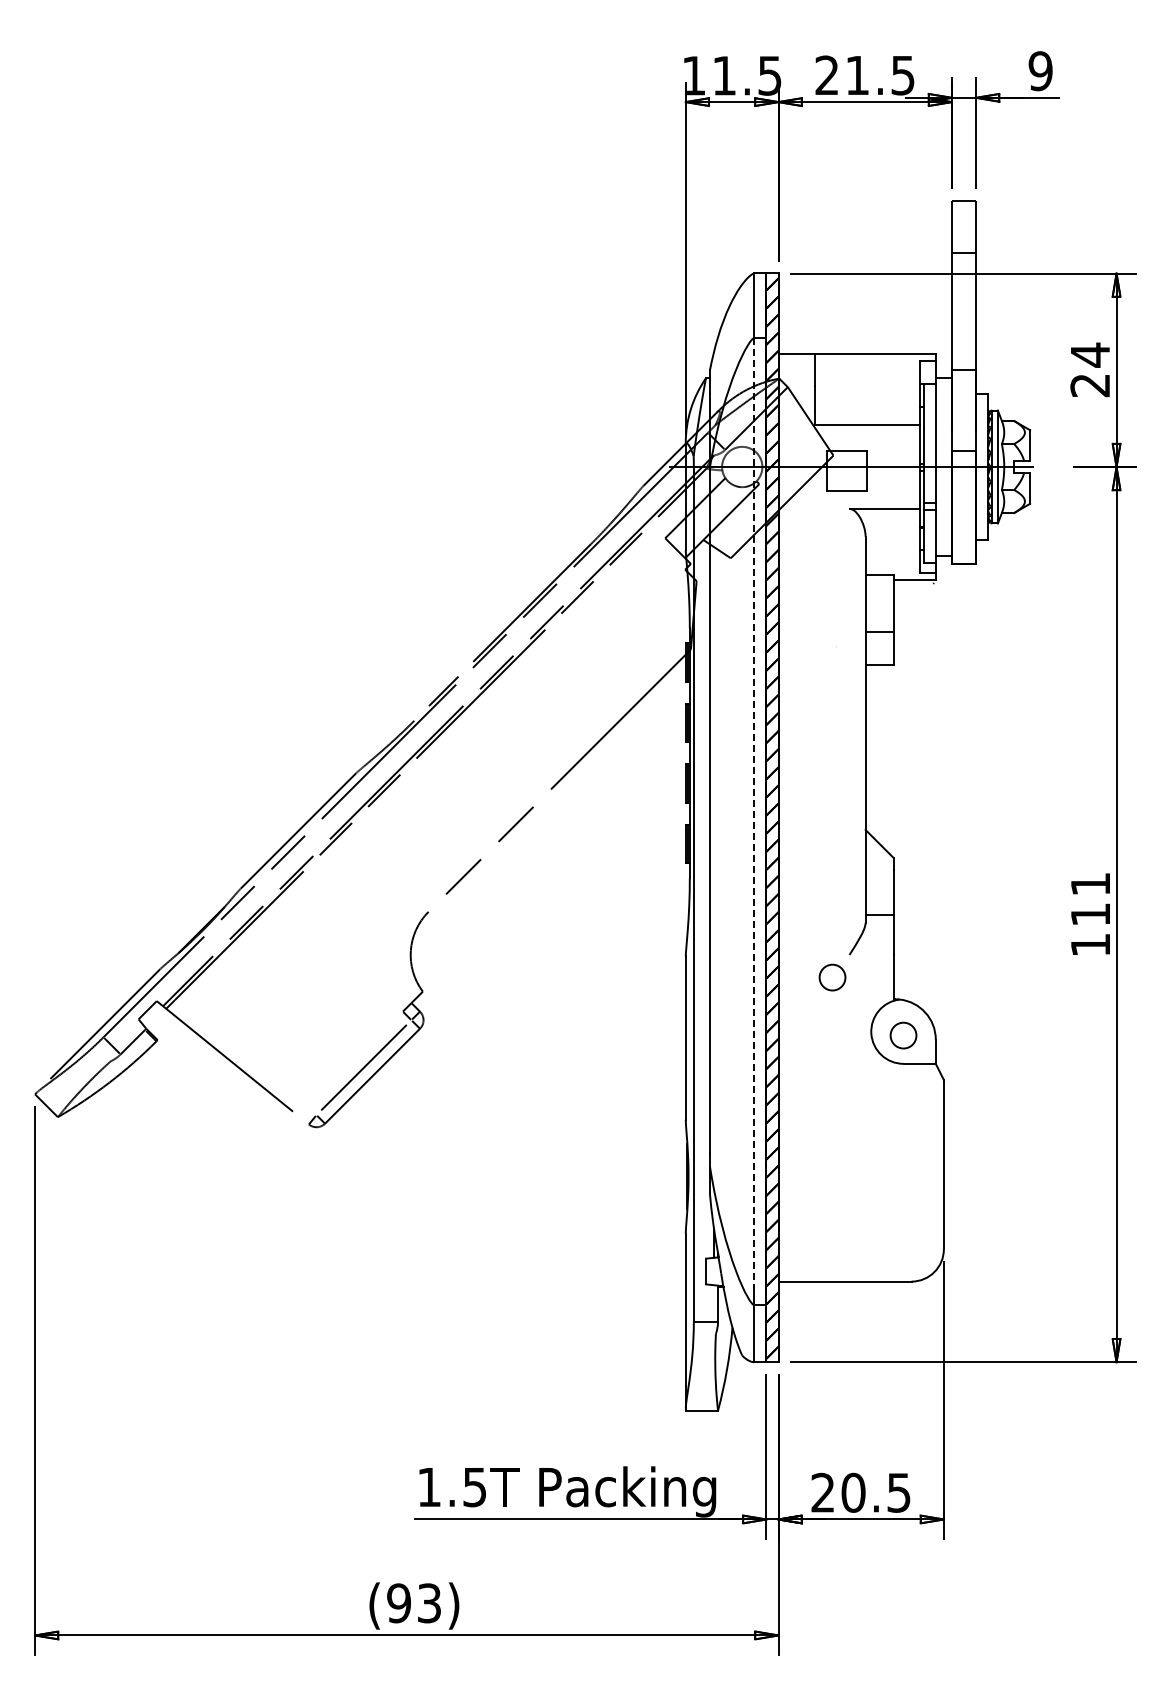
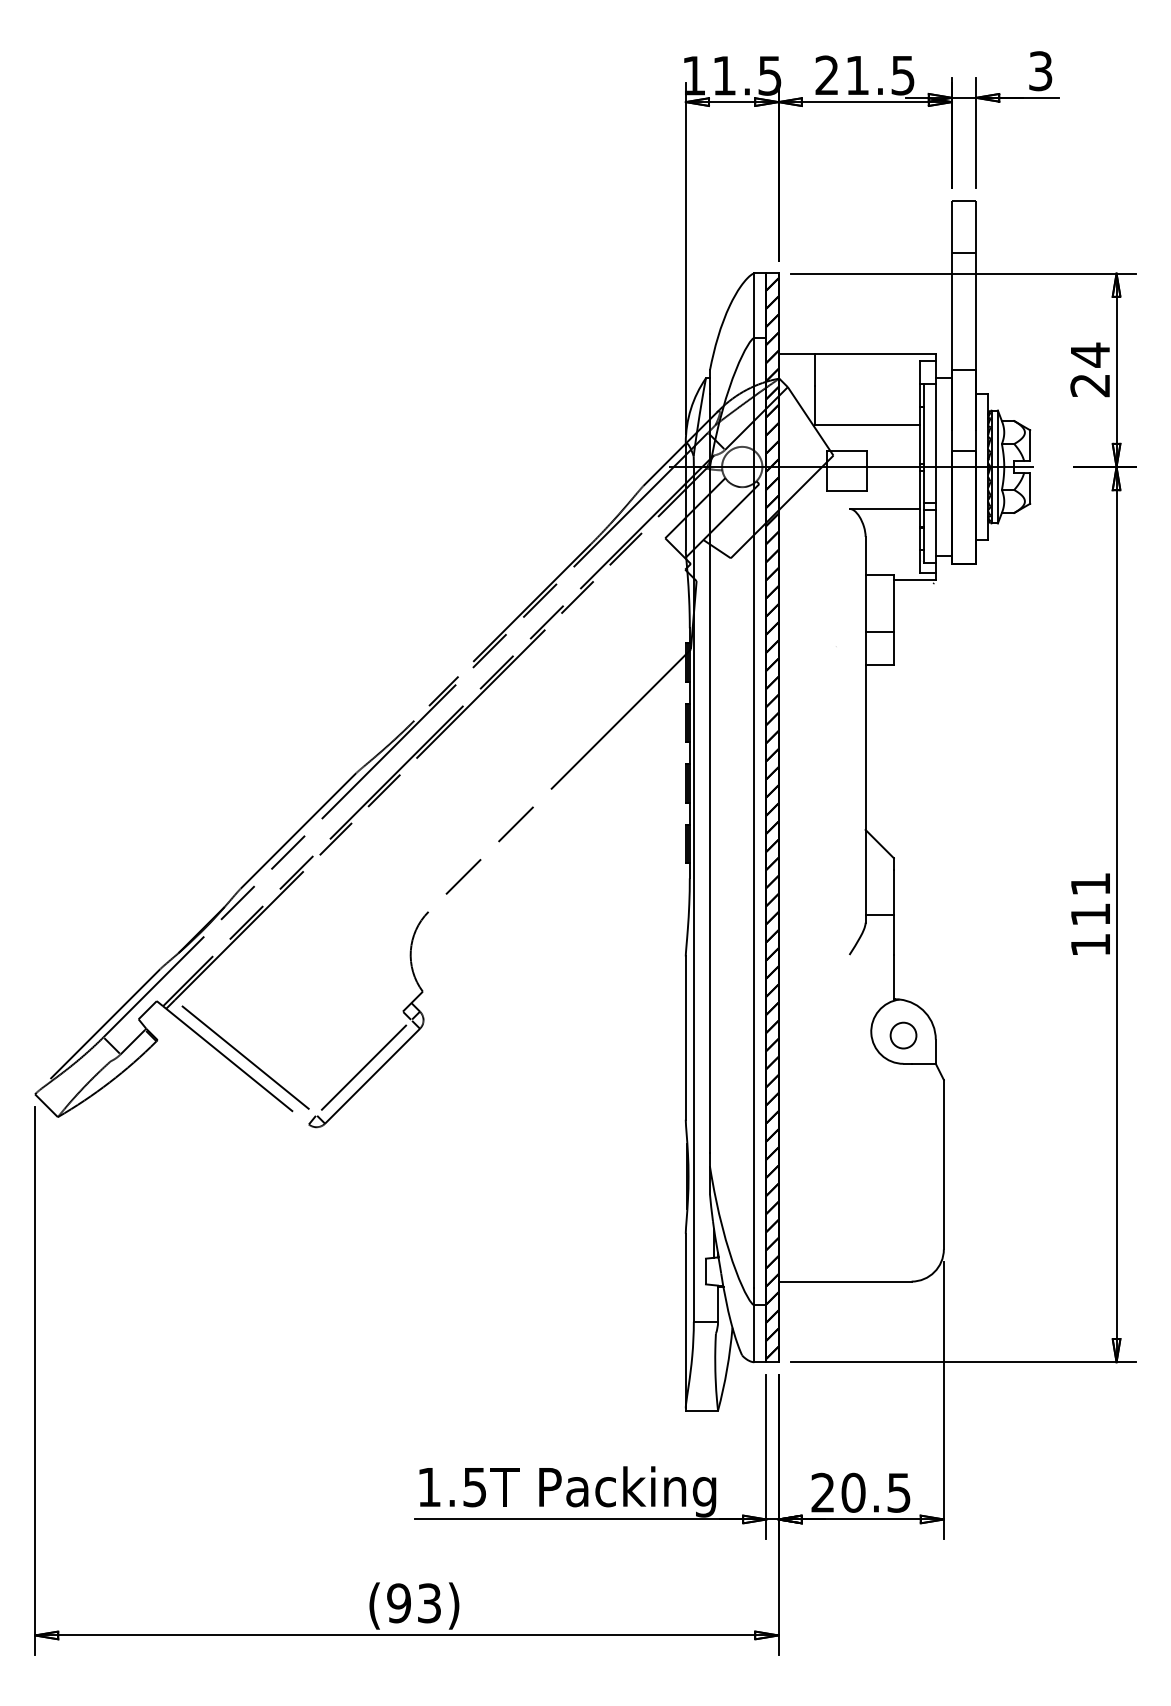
text: 9 -> 3 (1040, 71)
line: dashed -> solid (754, 813)
circle: present -> none (832, 977)
line: none -> present (245, 1057)
